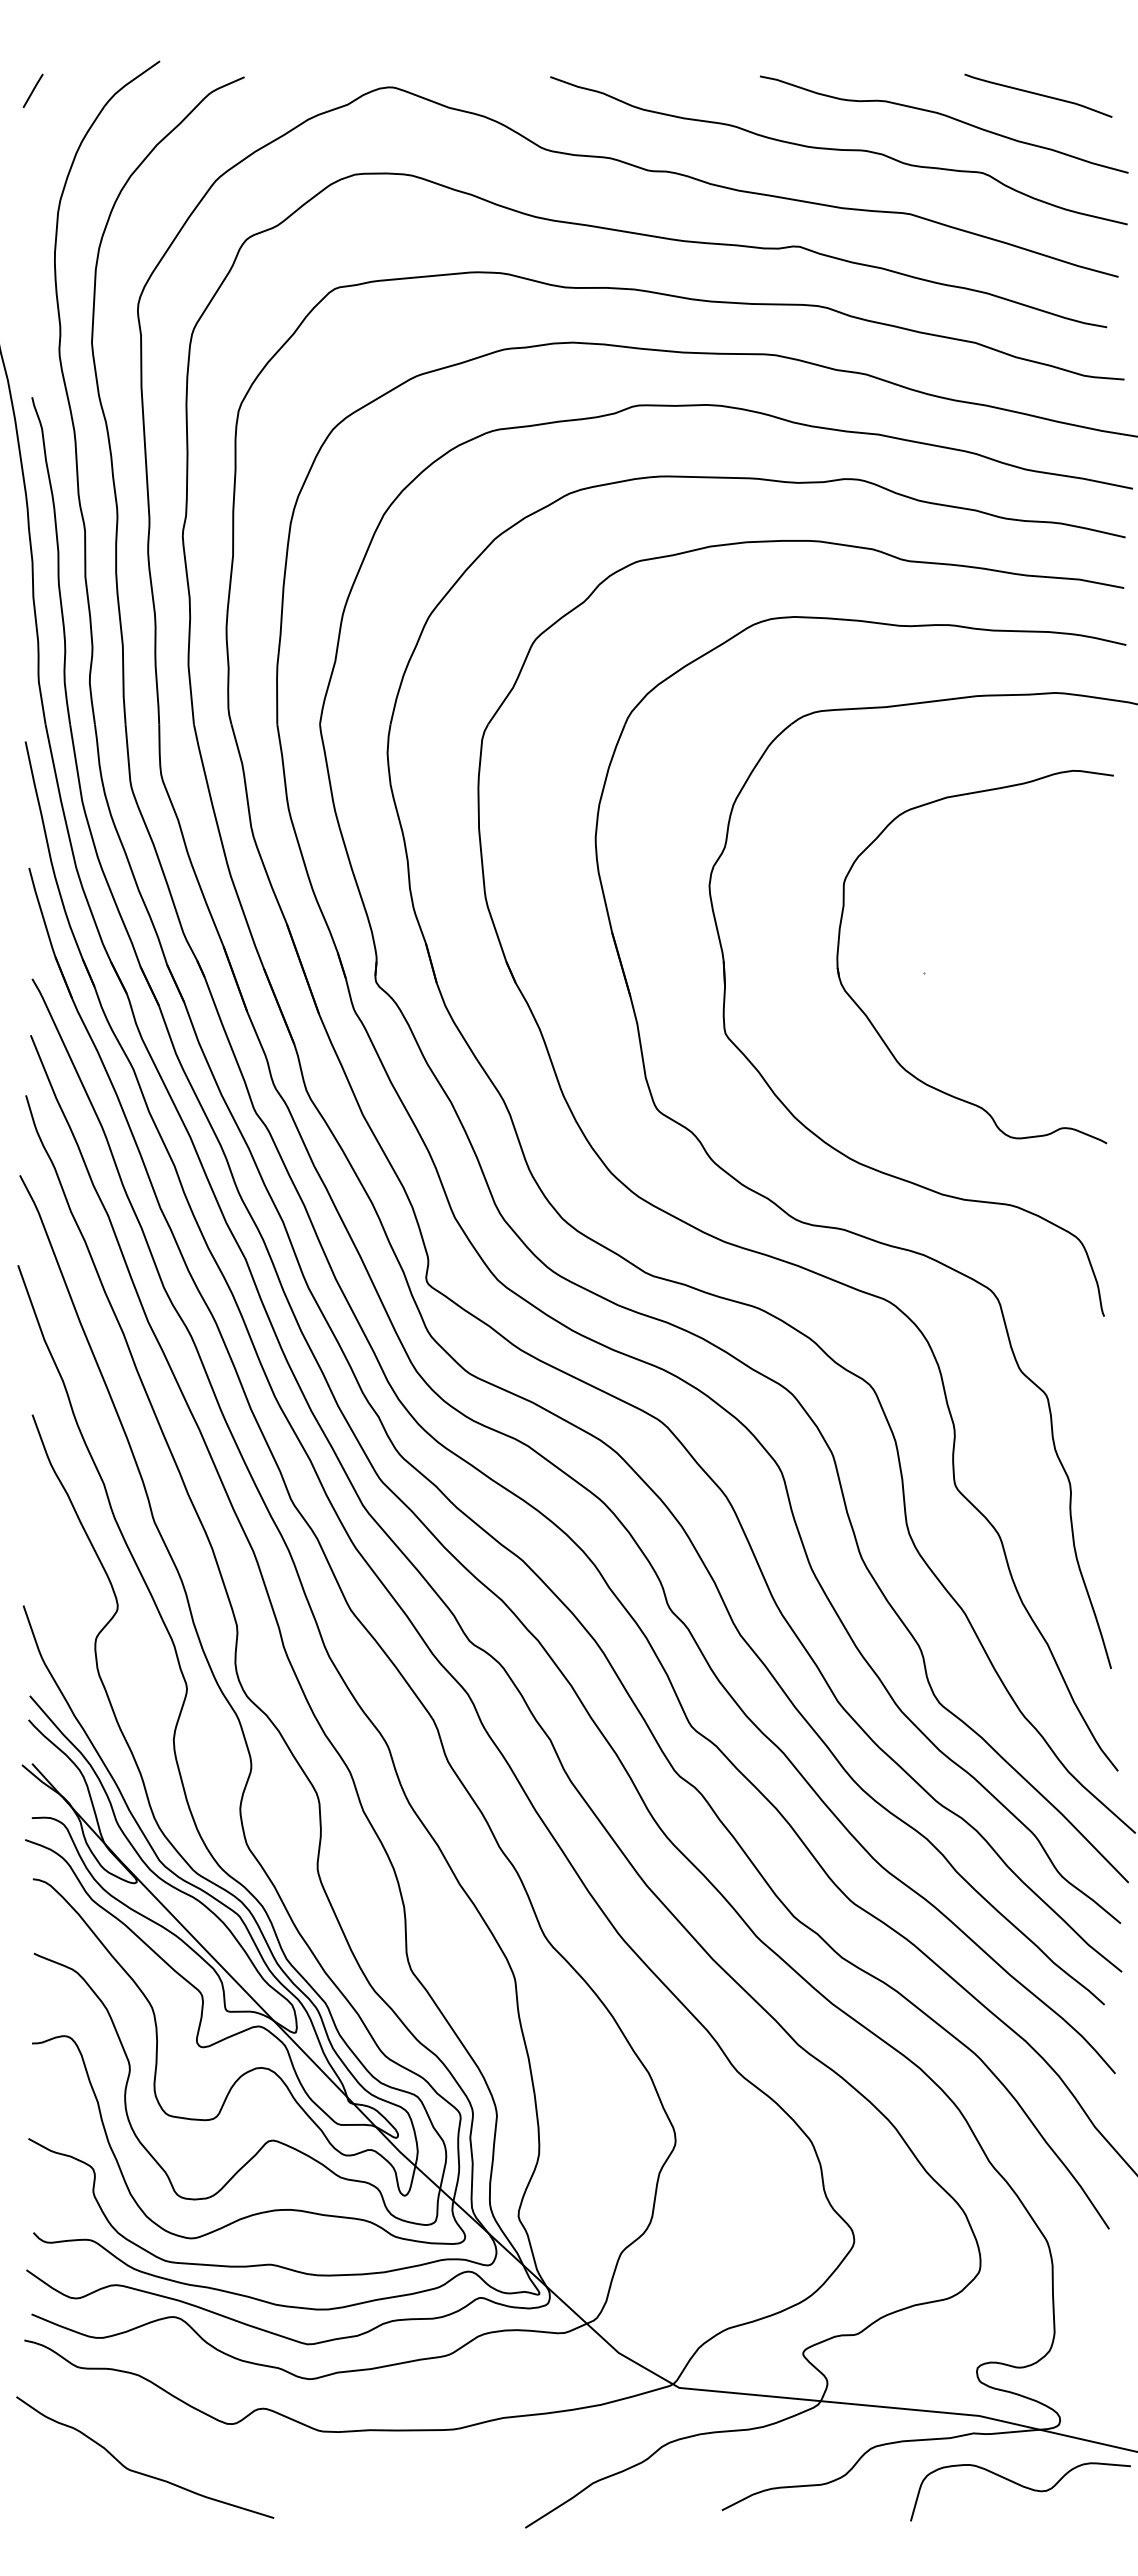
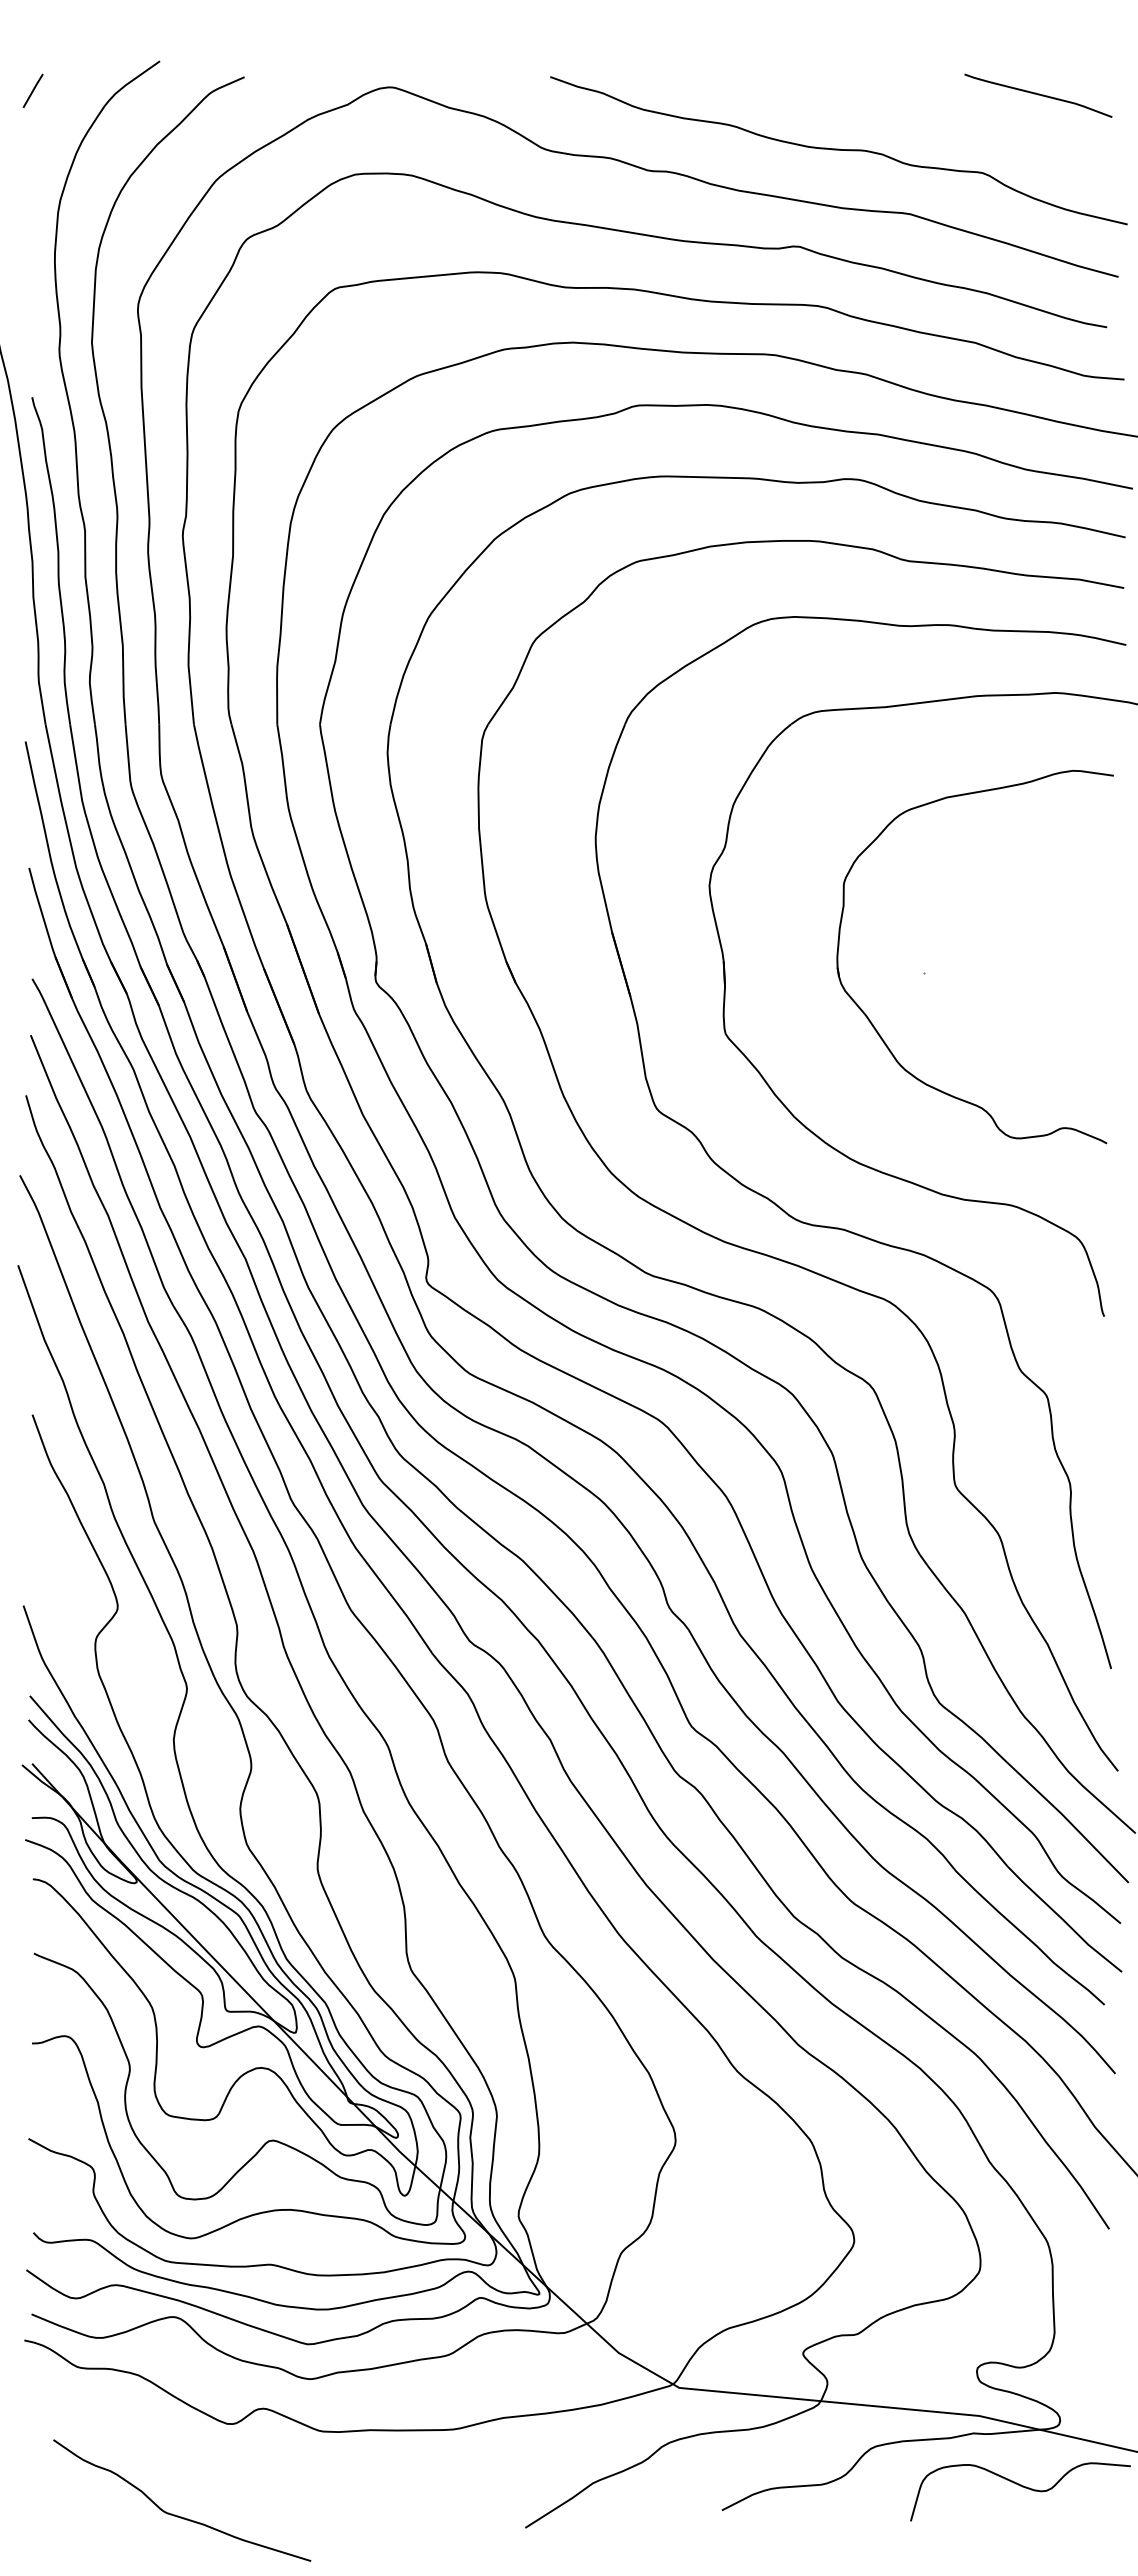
curve: present -> none (947, 117)
curve position: (141, 2472) -> (178, 2515) (178, 2515)
